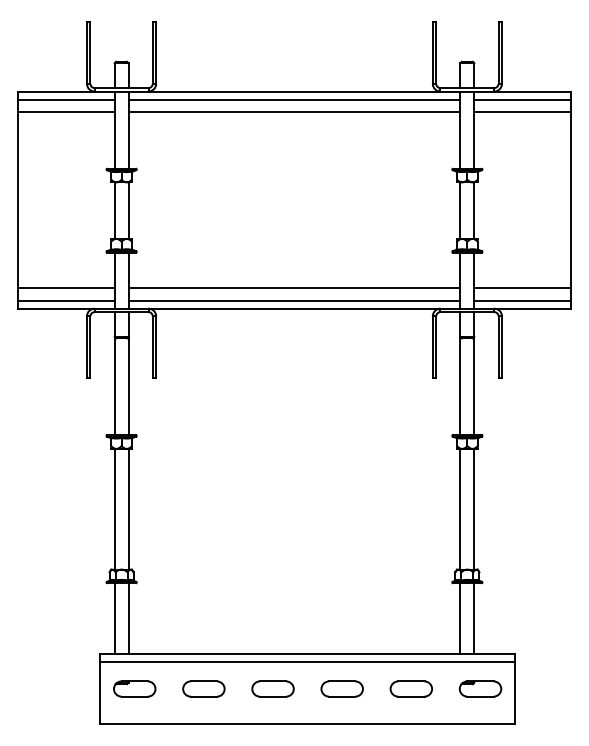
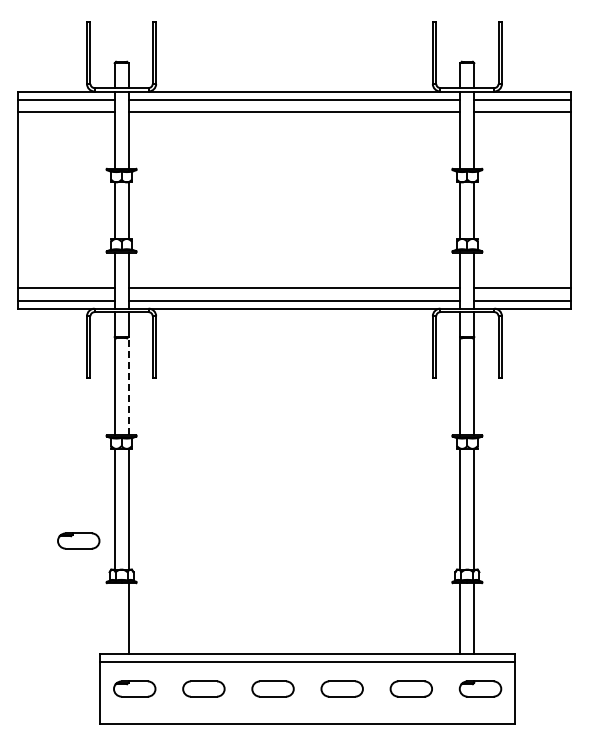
line: solid -> dashed (128, 385)
part: none -> present (78, 540)
line: present -> none (114, 618)
